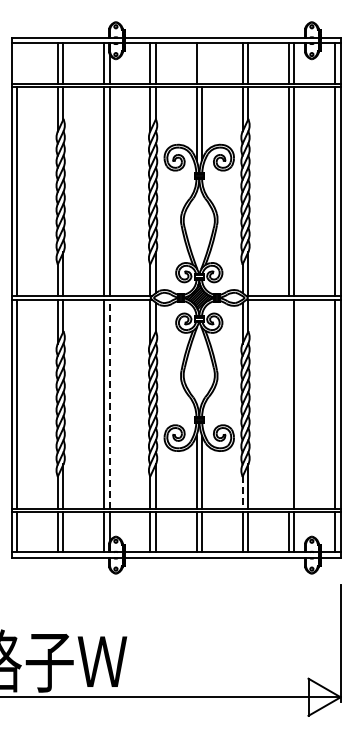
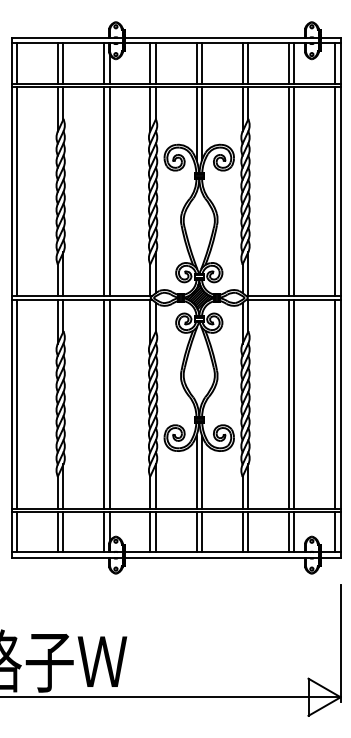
line: none -> present (17, 63)
line: none -> present (202, 63)
line: dashed -> solid (109, 403)
line: none -> present (288, 403)
line: dashed -> solid (242, 492)
